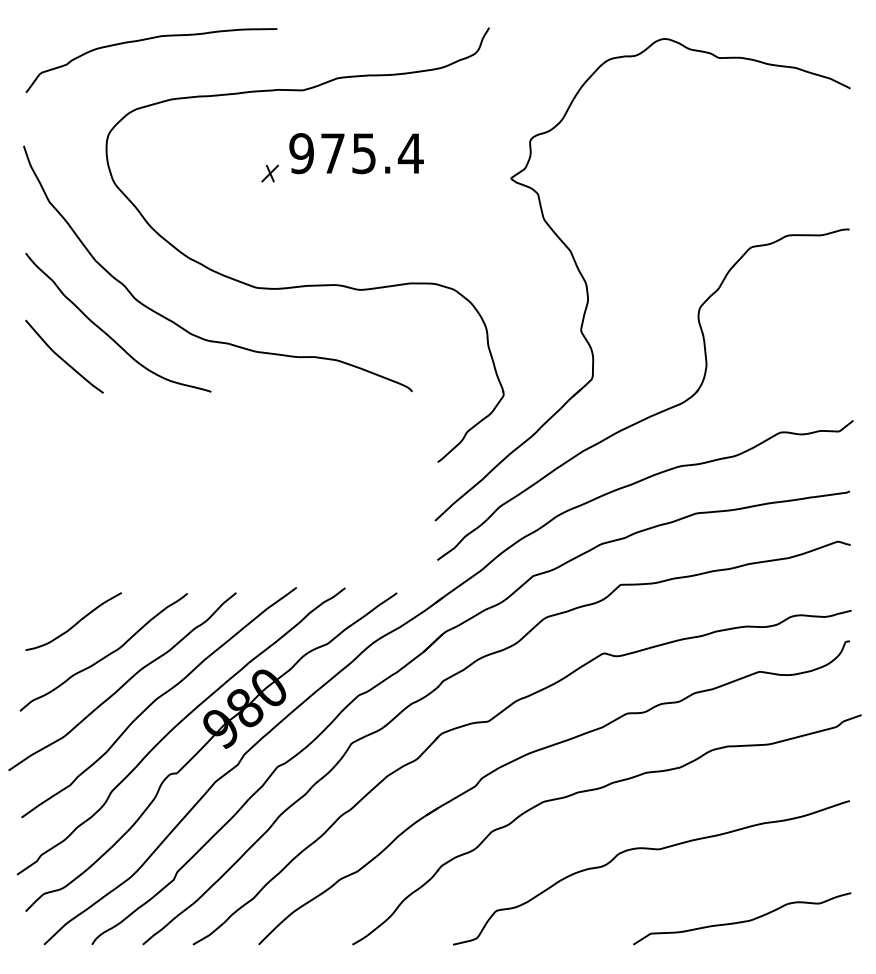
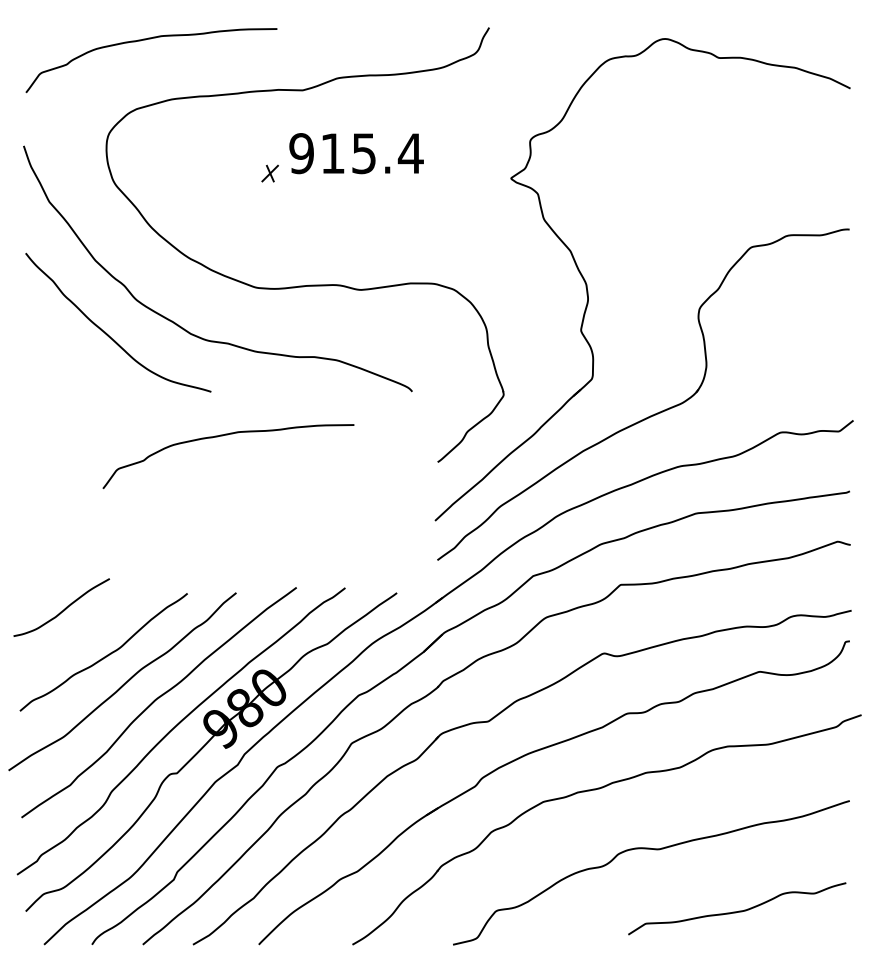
text: 975.4 -> 915.4 (332, 153)
curve: present -> none (62, 358)
curve: none -> present (222, 436)
curve position: (75, 623) -> (63, 609) (63, 609)
curve position: (743, 920) -> (738, 910) (738, 910)
